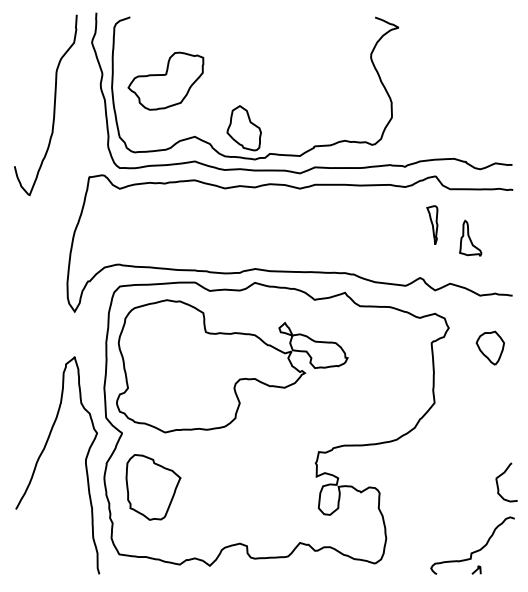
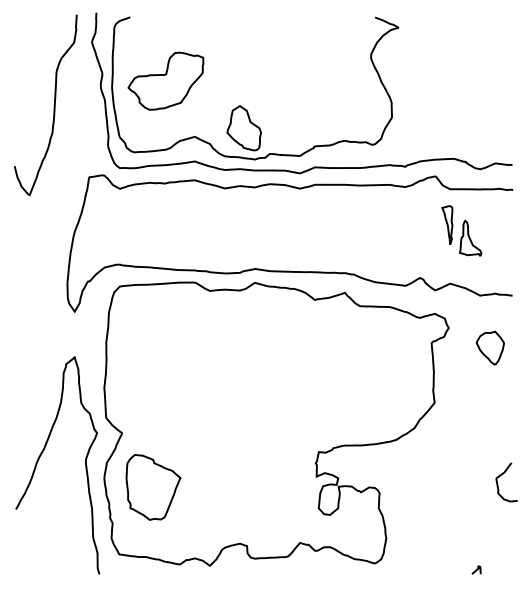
part position: (432, 224) -> (447, 224) (447, 224)
part: present -> none (232, 366)
curve: present -> none (475, 550)
